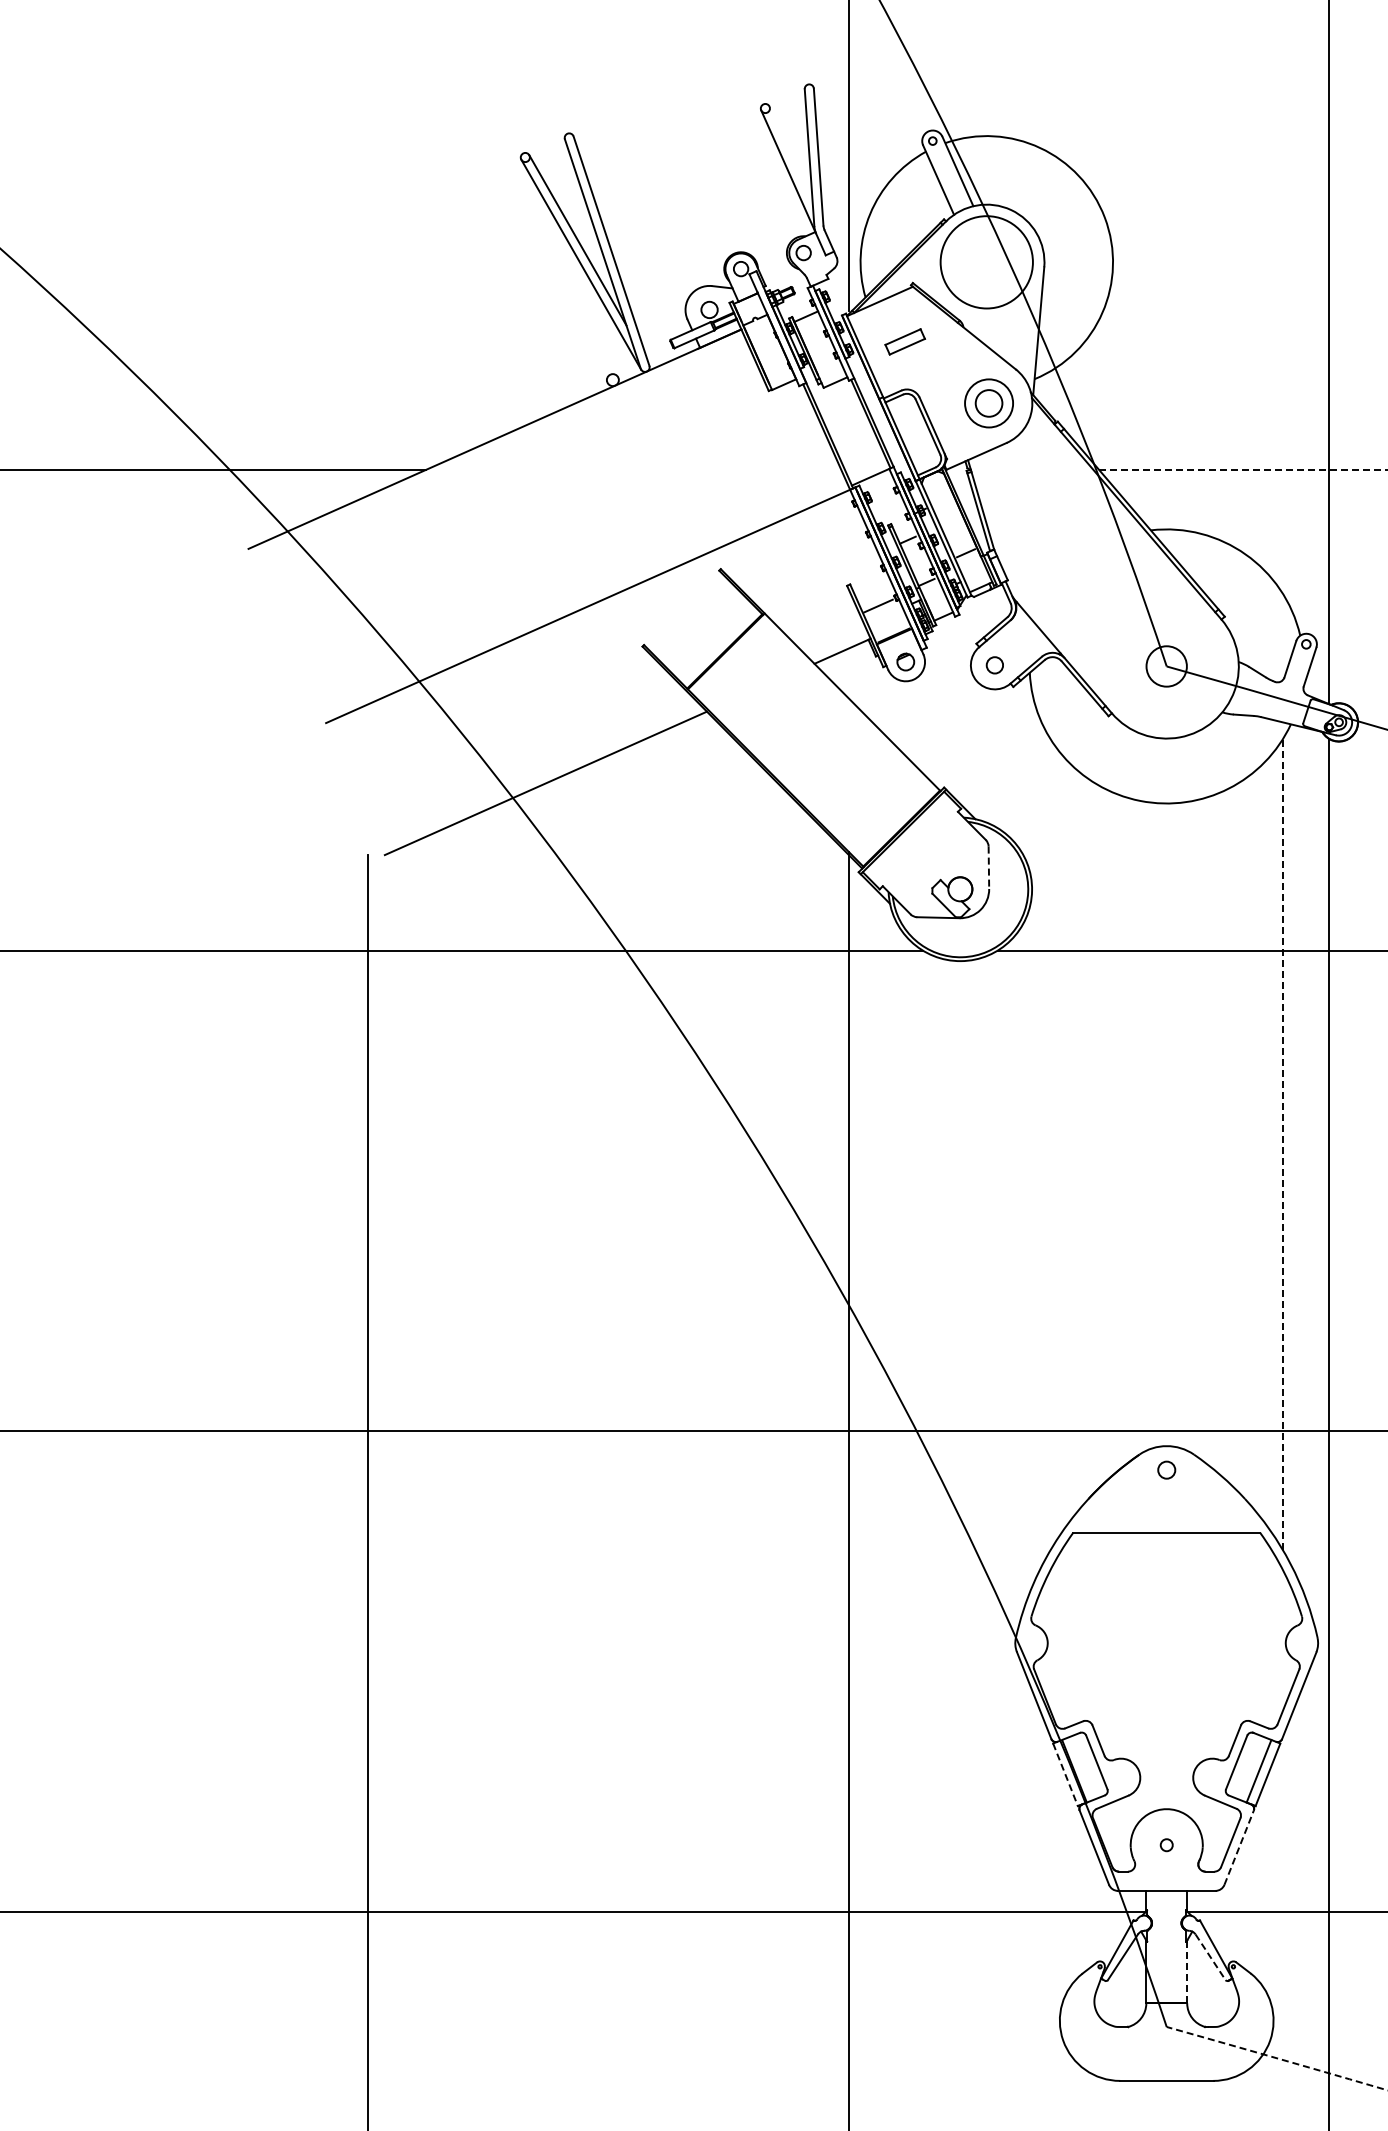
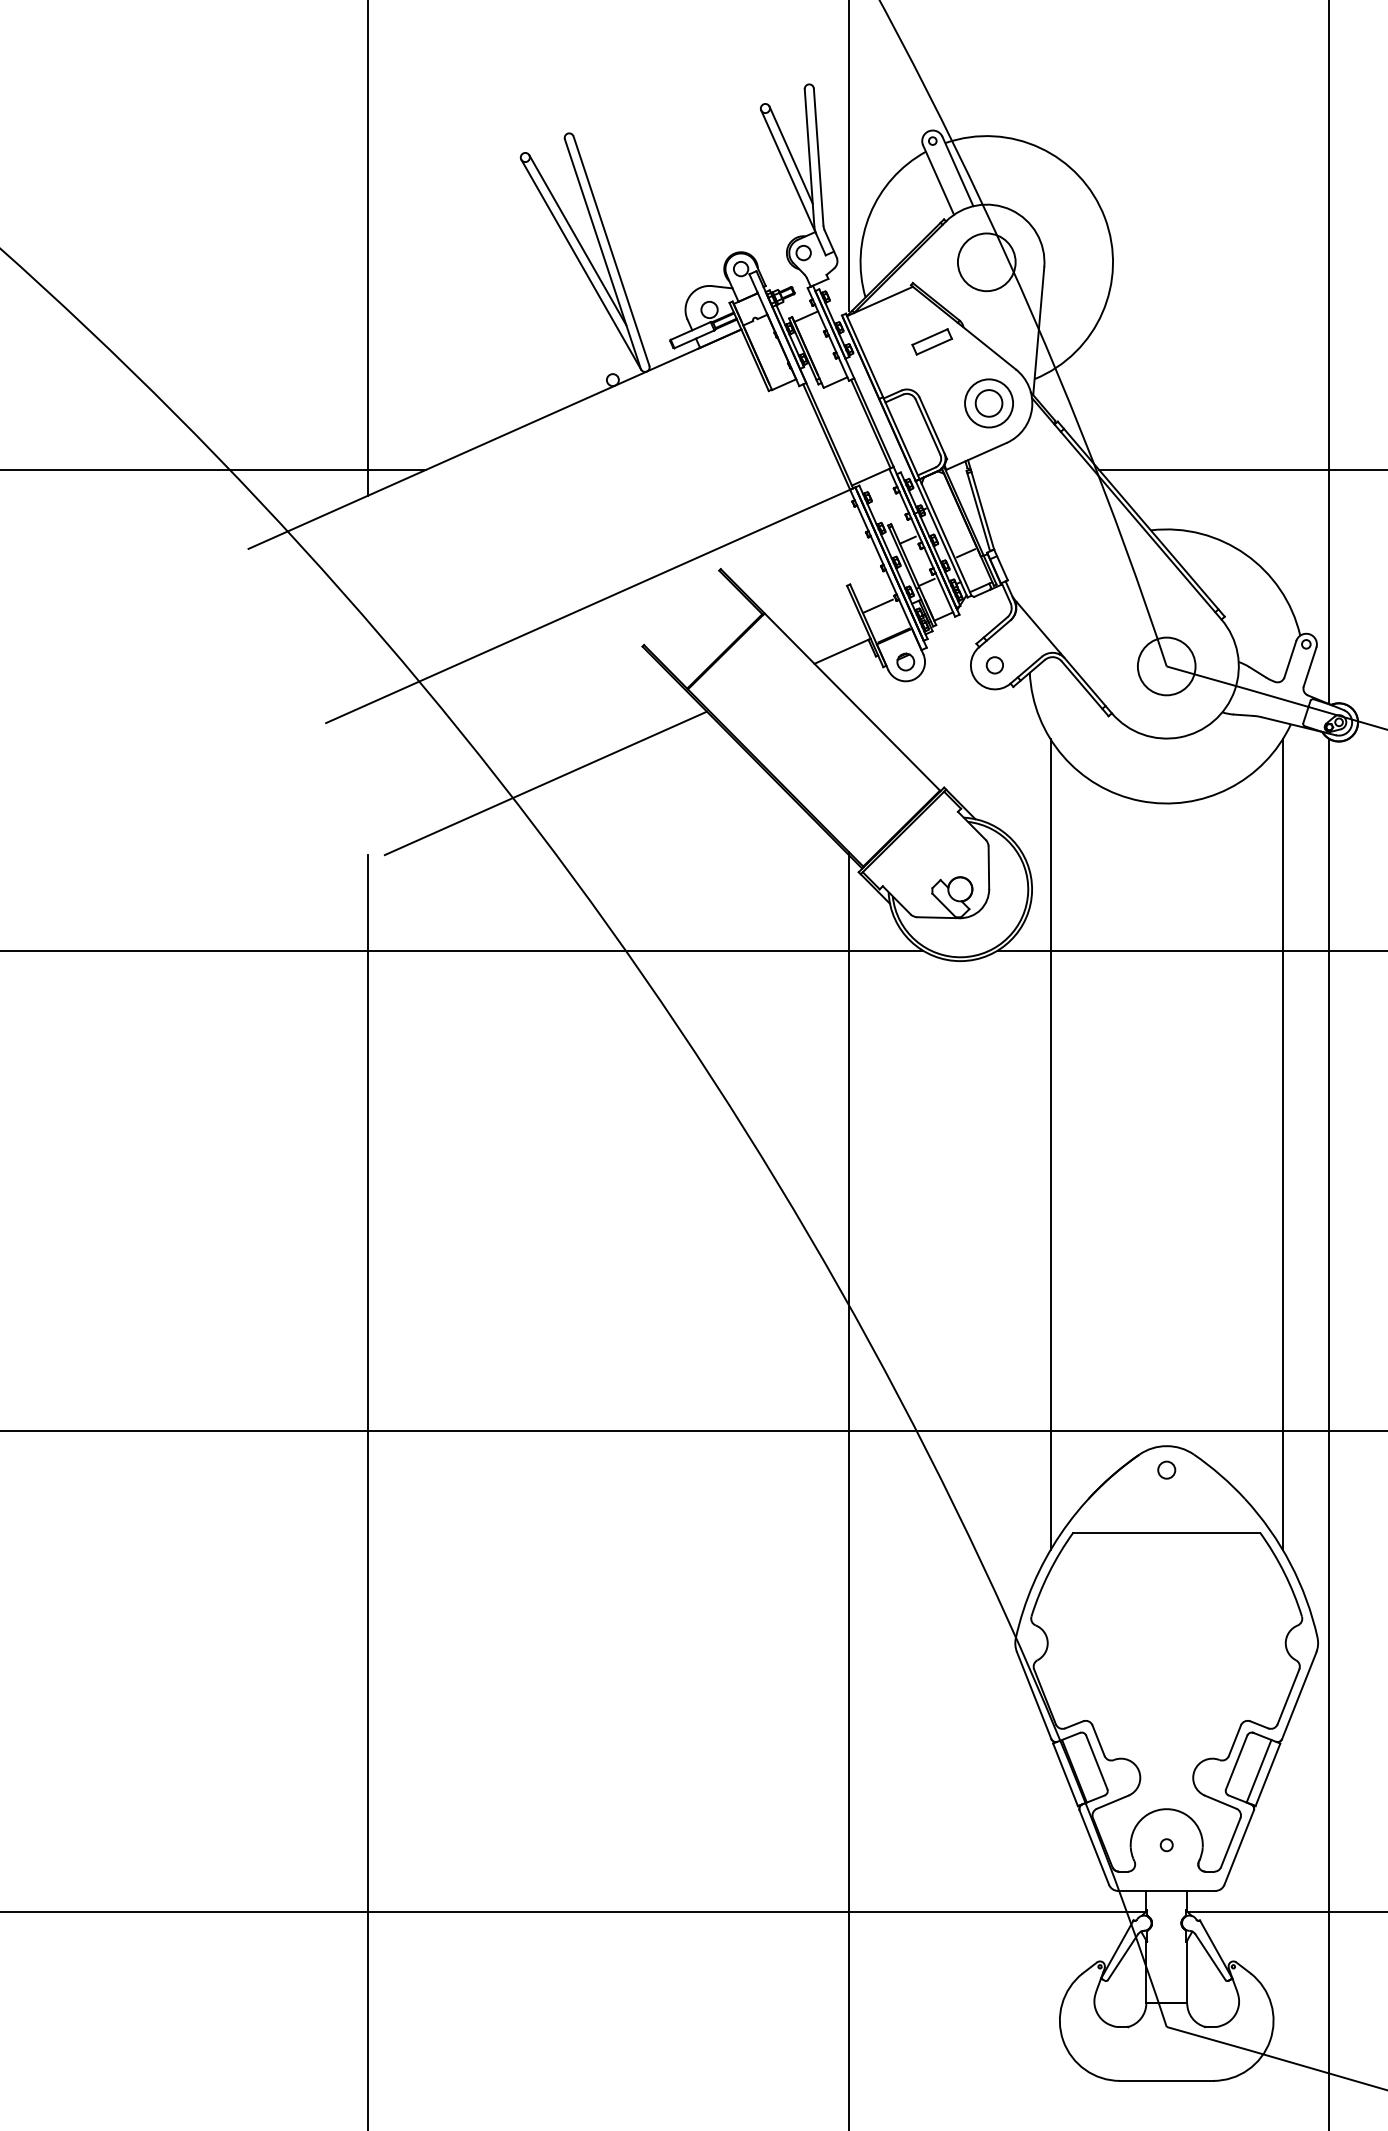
line: none -> present (790, 154)
line: none -> present (367, 248)
circle diameter: 92 px -> 58 px (986, 262)
part position: (904, 341) -> (931, 341) (931, 341)
line: dashed -> solid (1243, 469)
circle diameter: 40 px -> 58 px (1166, 666)
line: dashed -> solid (988, 868)
line: none -> present (1050, 1144)
line: dashed -> solid (1282, 1144)
line: dashed -> solid (1065, 1774)
line: dashed -> solid (1239, 1847)
line: dashed -> solid (1210, 1957)
line: dashed -> solid (1187, 1971)
arc: dashed -> solid (1276, 2058)
